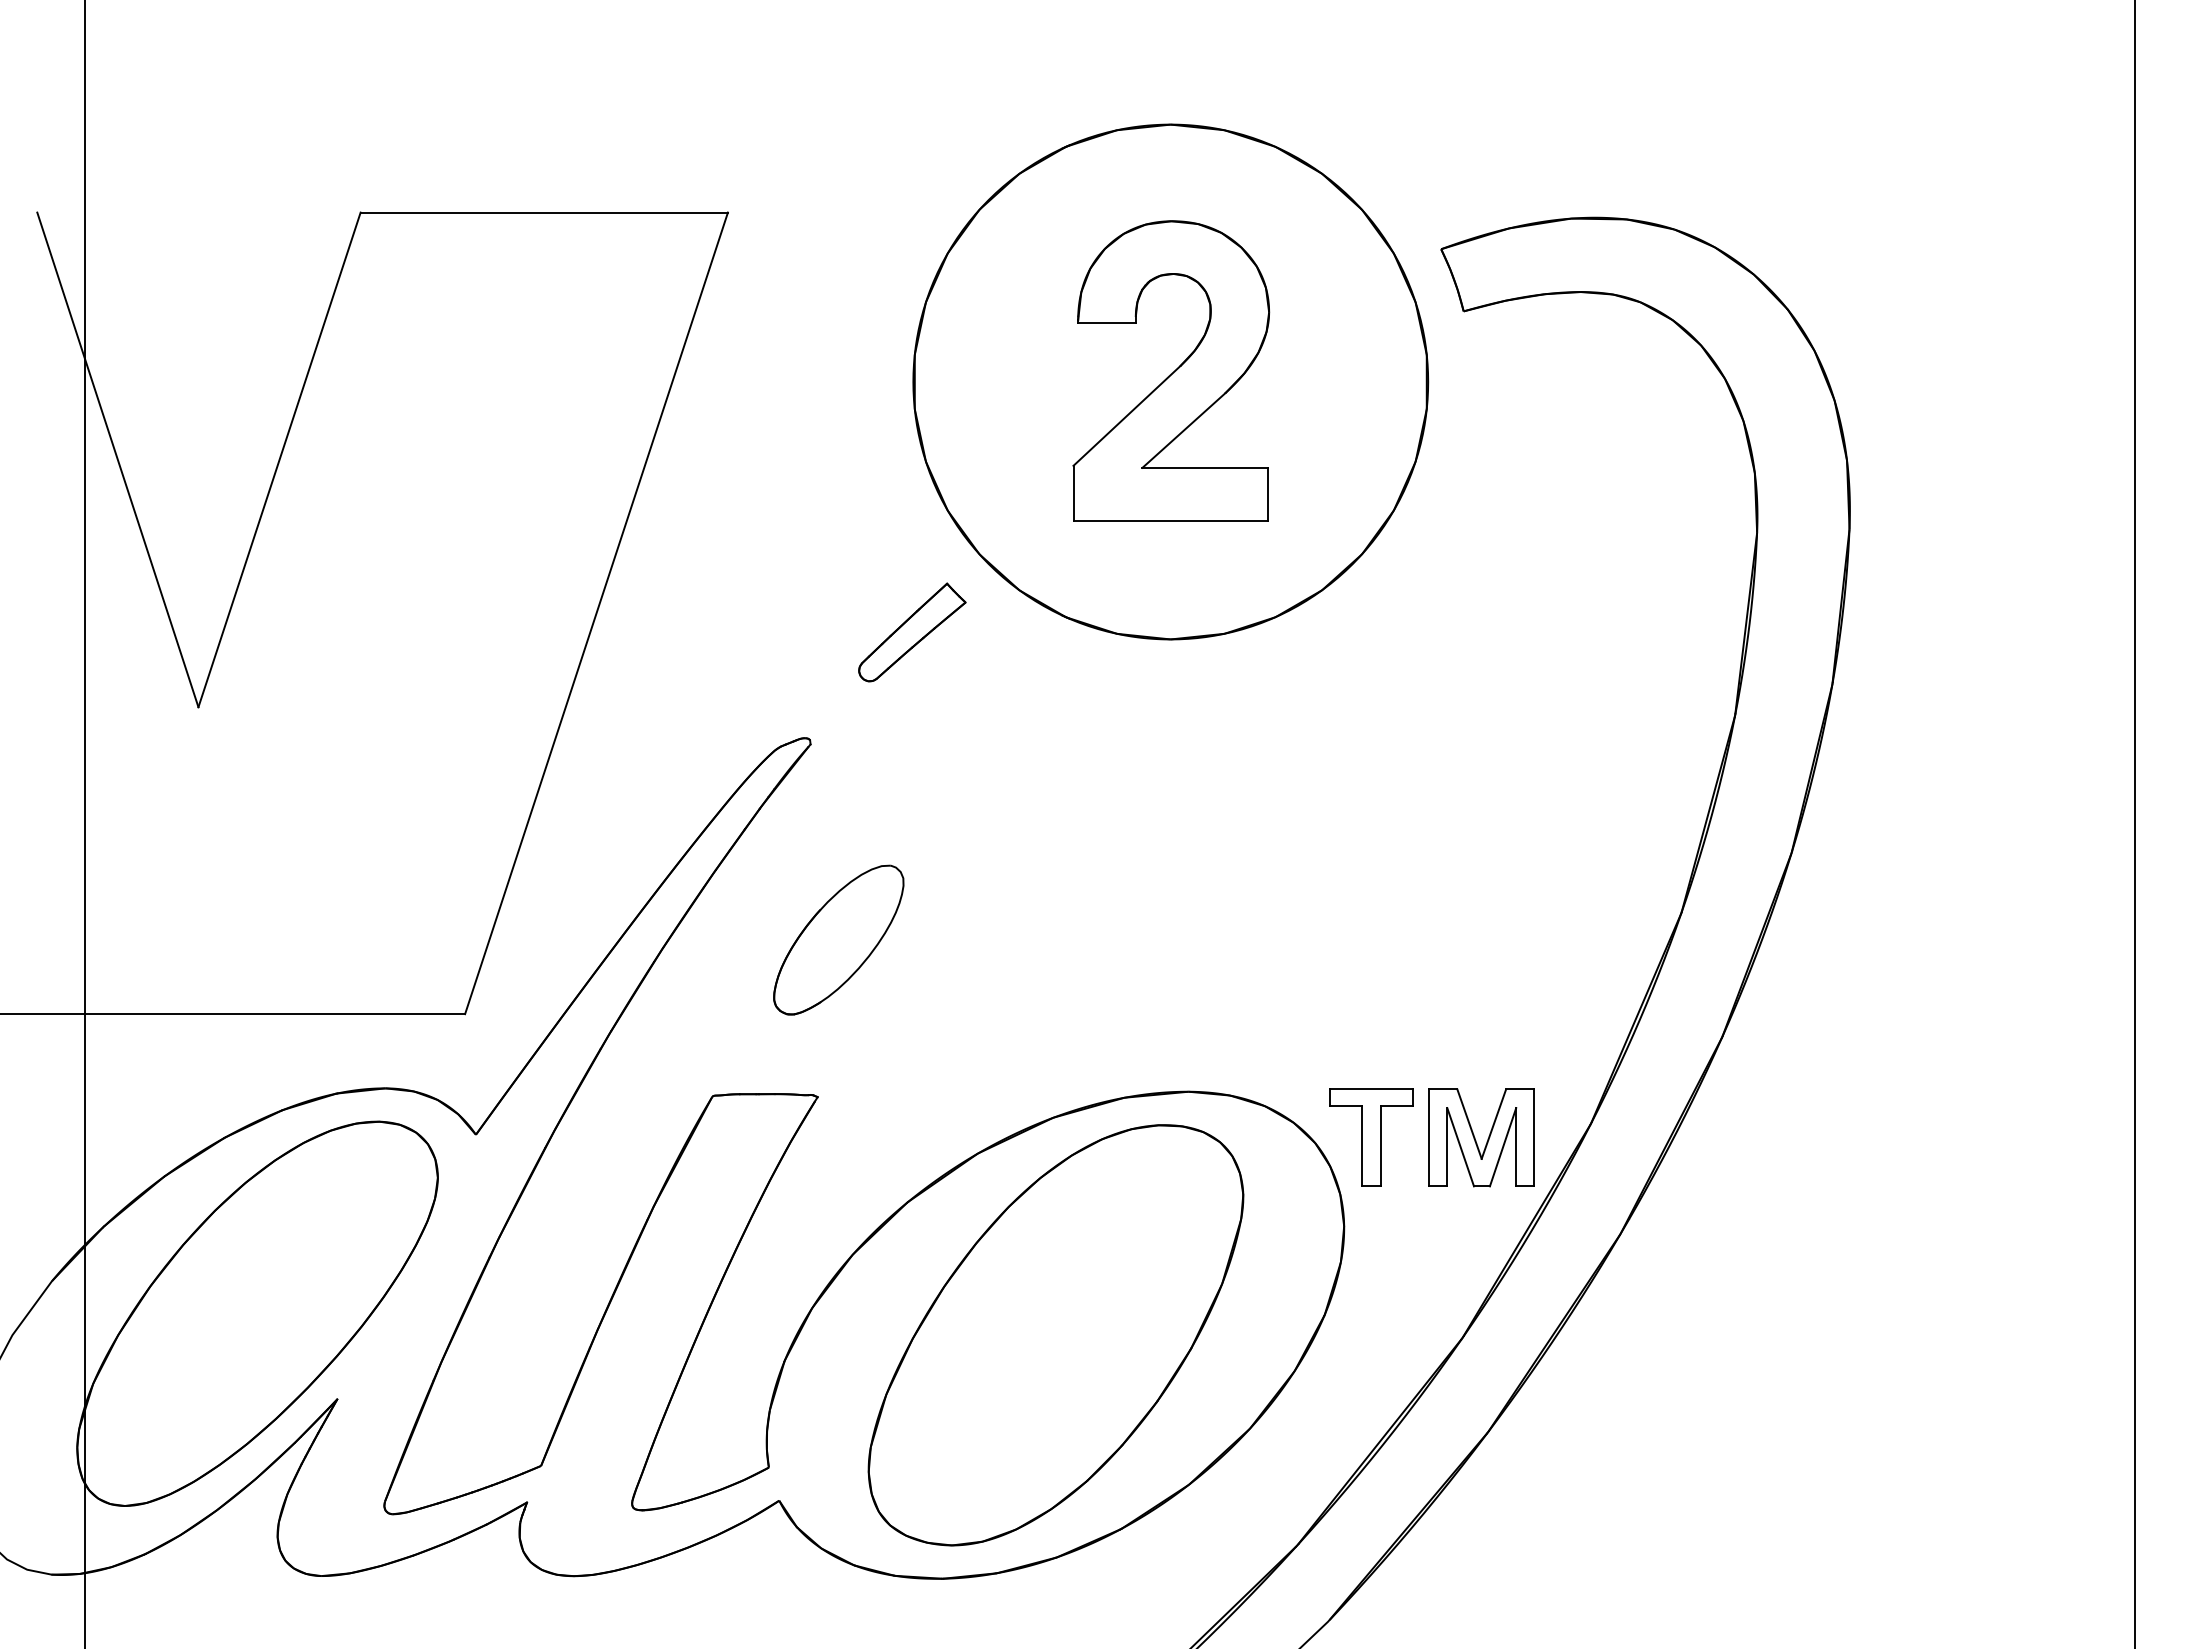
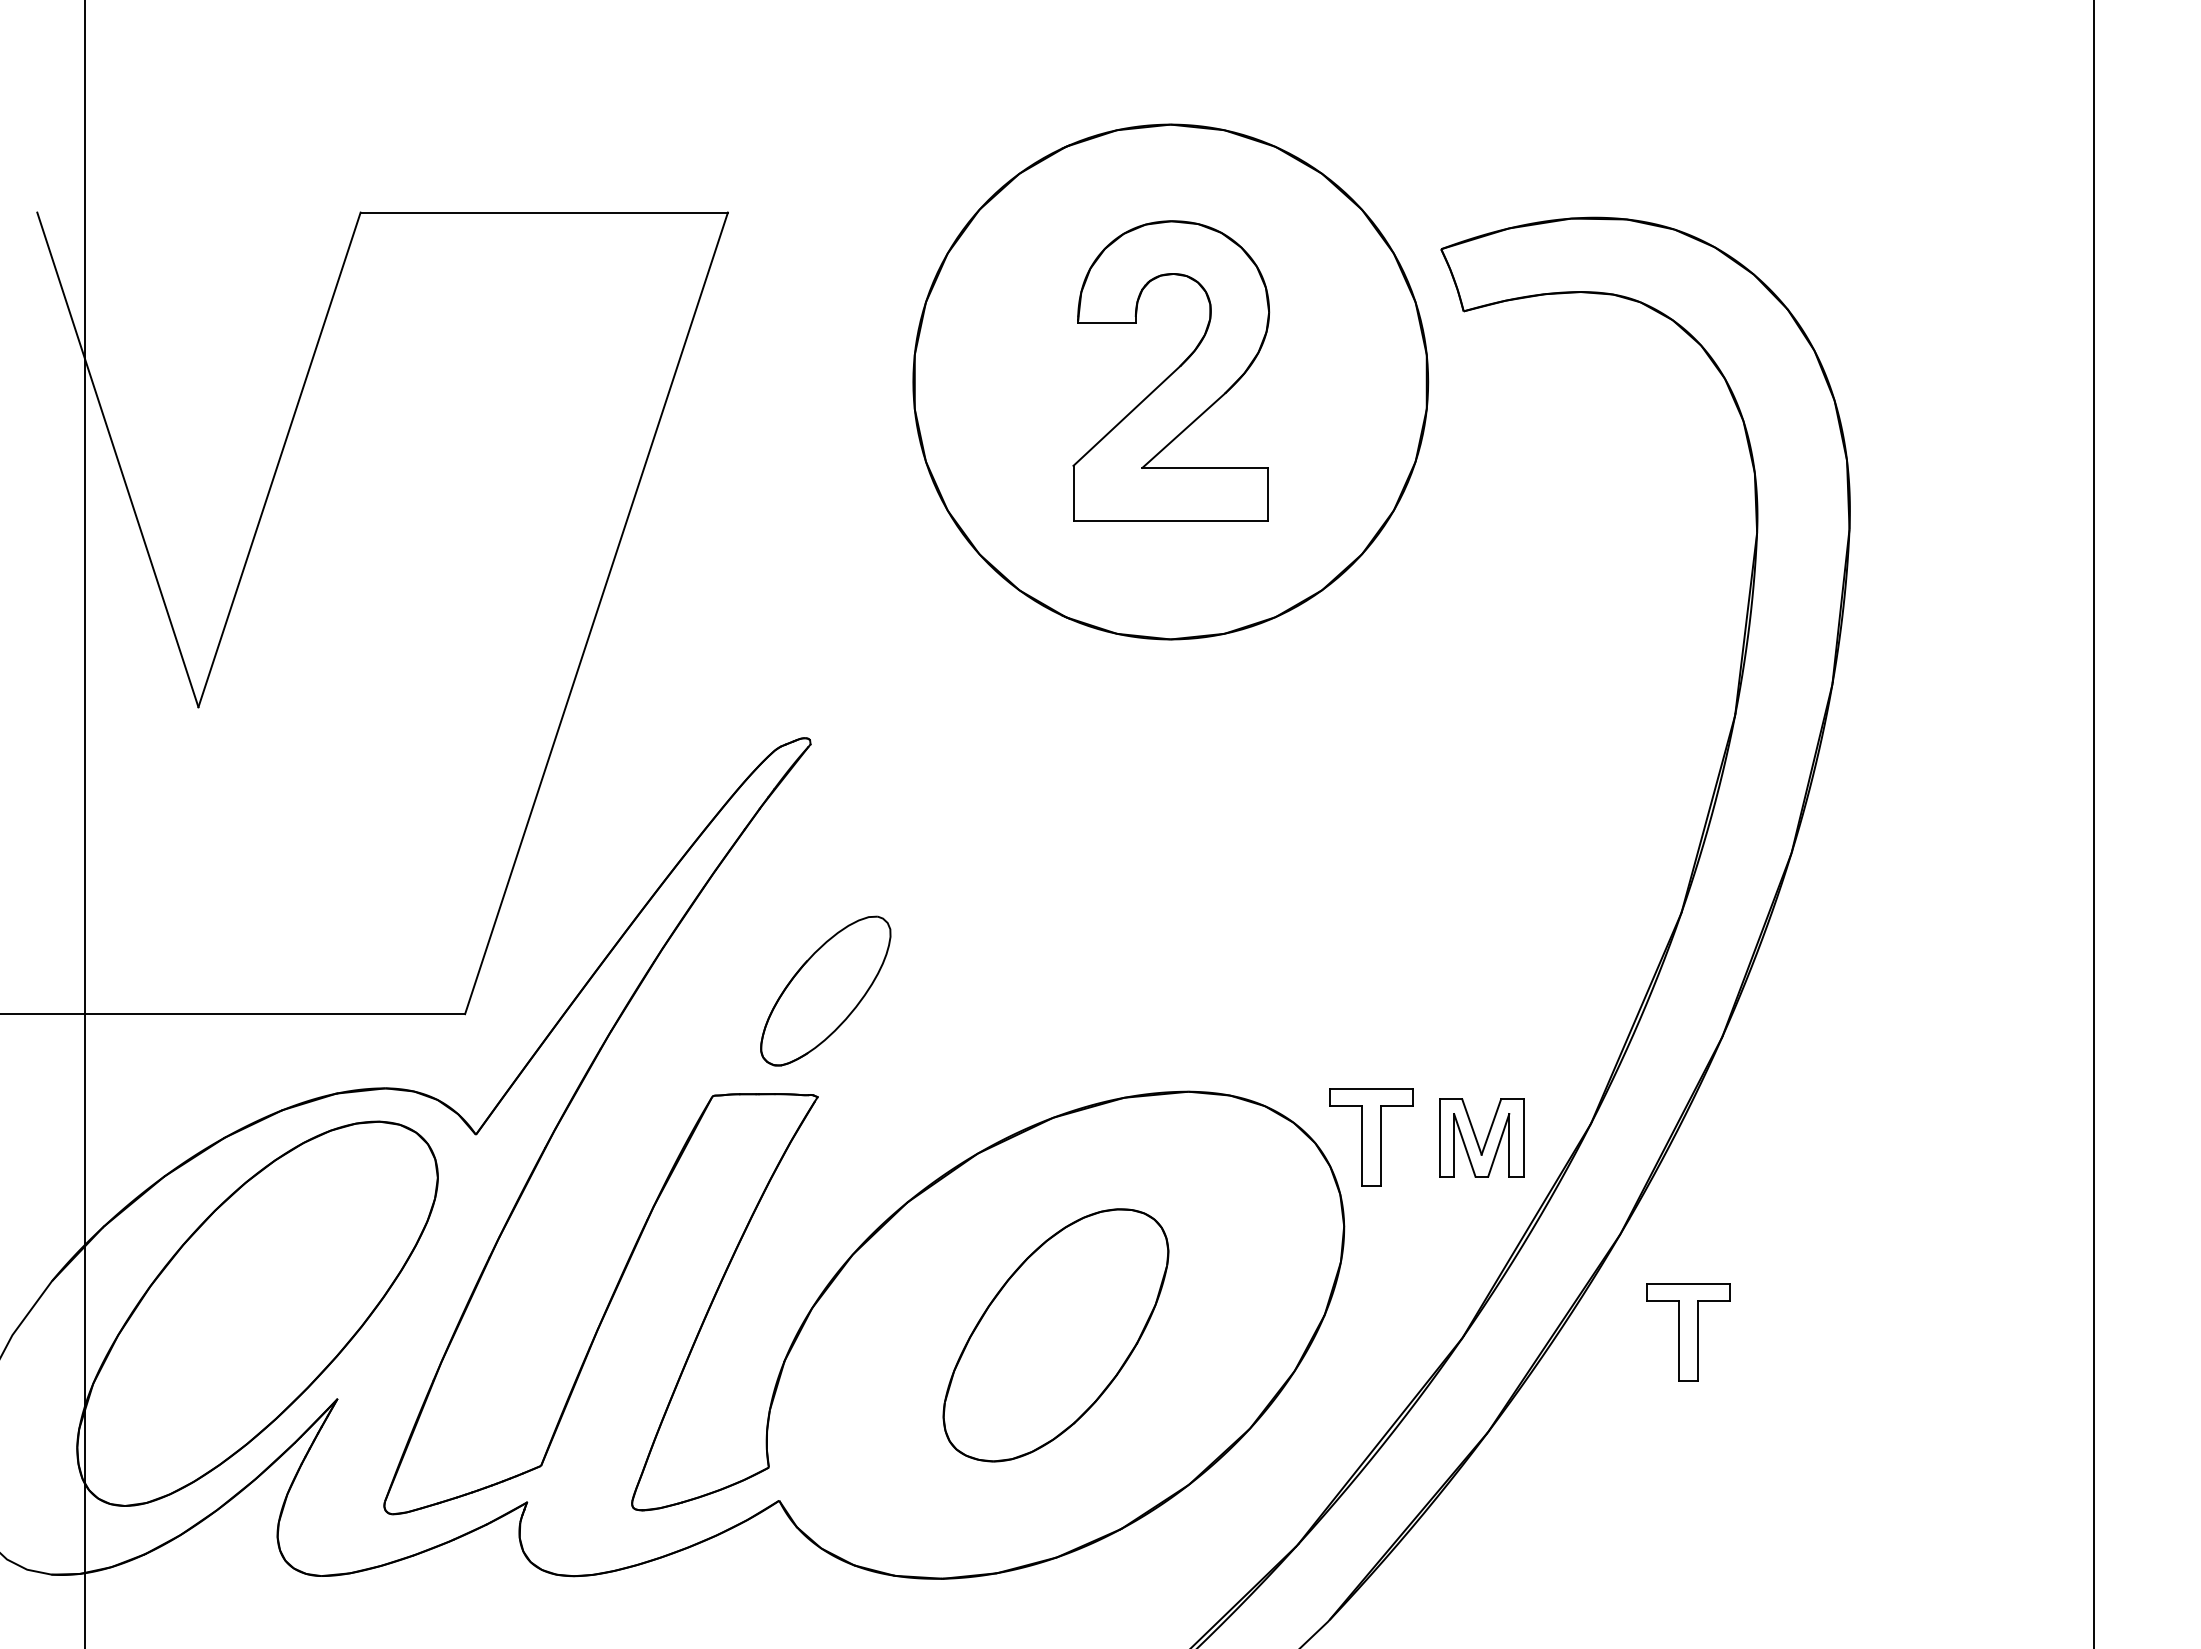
part: present -> none (912, 632)
line position: (2134, 823) -> (2093, 823) (2093, 823)
part position: (838, 939) -> (825, 990) (825, 990)
part size: 107x100 px -> 86x80 px (1481, 1137)
part: none -> present (1688, 1332)
part size: 378x423 px -> 228x255 px (1055, 1335)
